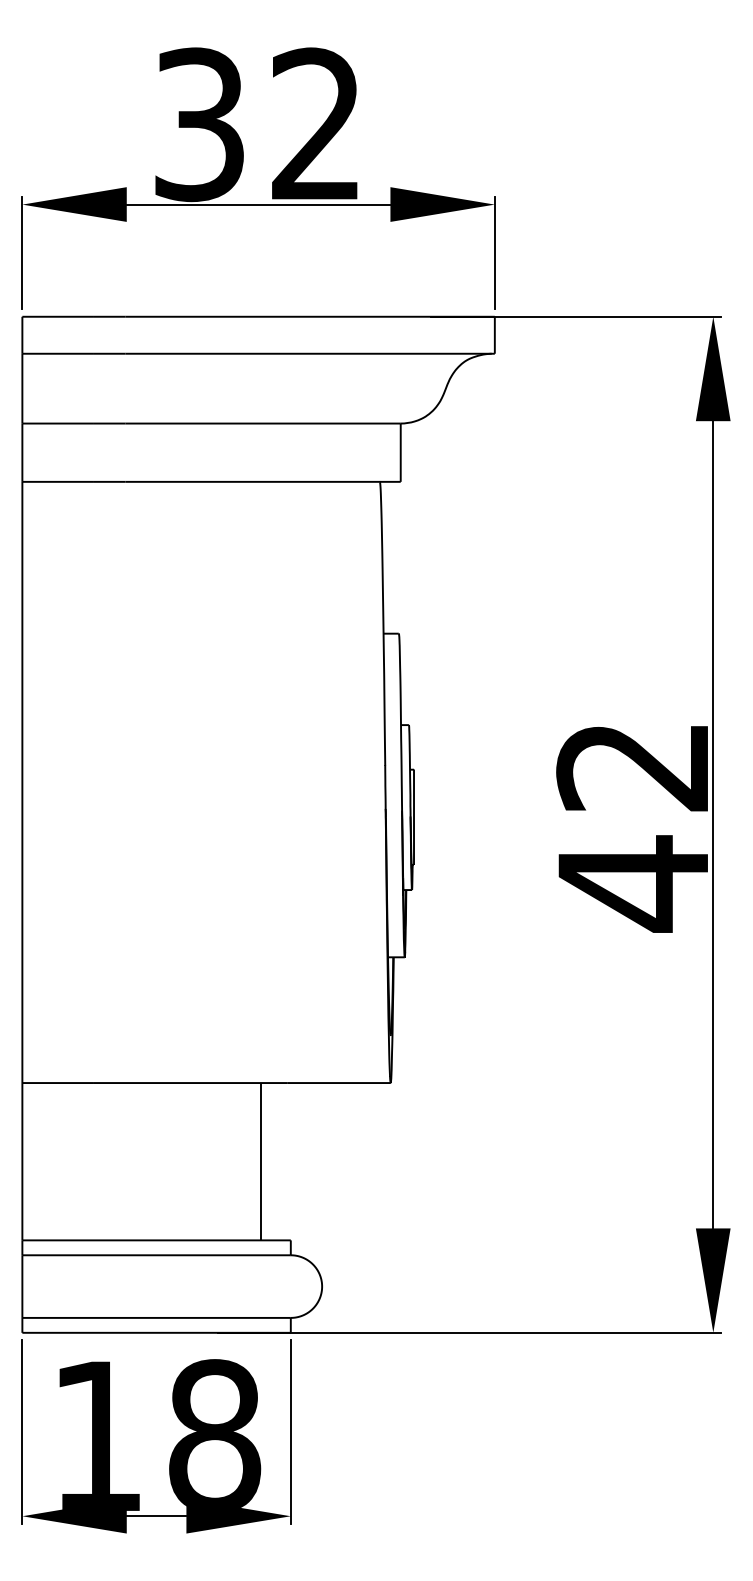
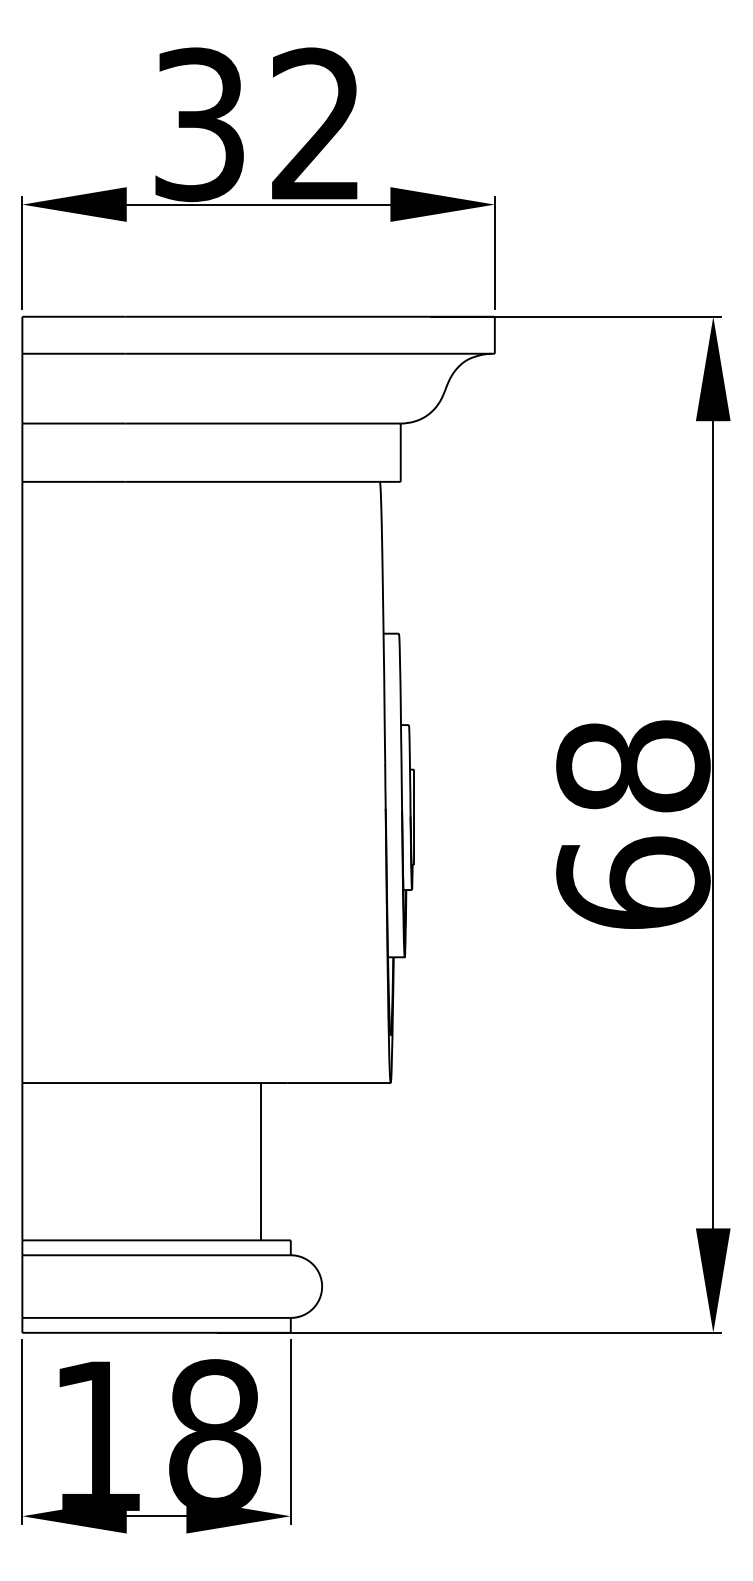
text: 42 -> 68 (633, 826)
